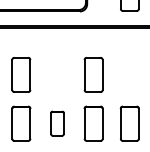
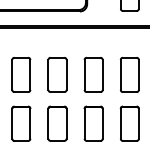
part: none -> present (57, 74)
part: none -> present (129, 74)
part size: 15x27 px -> 21x37 px (57, 123)
